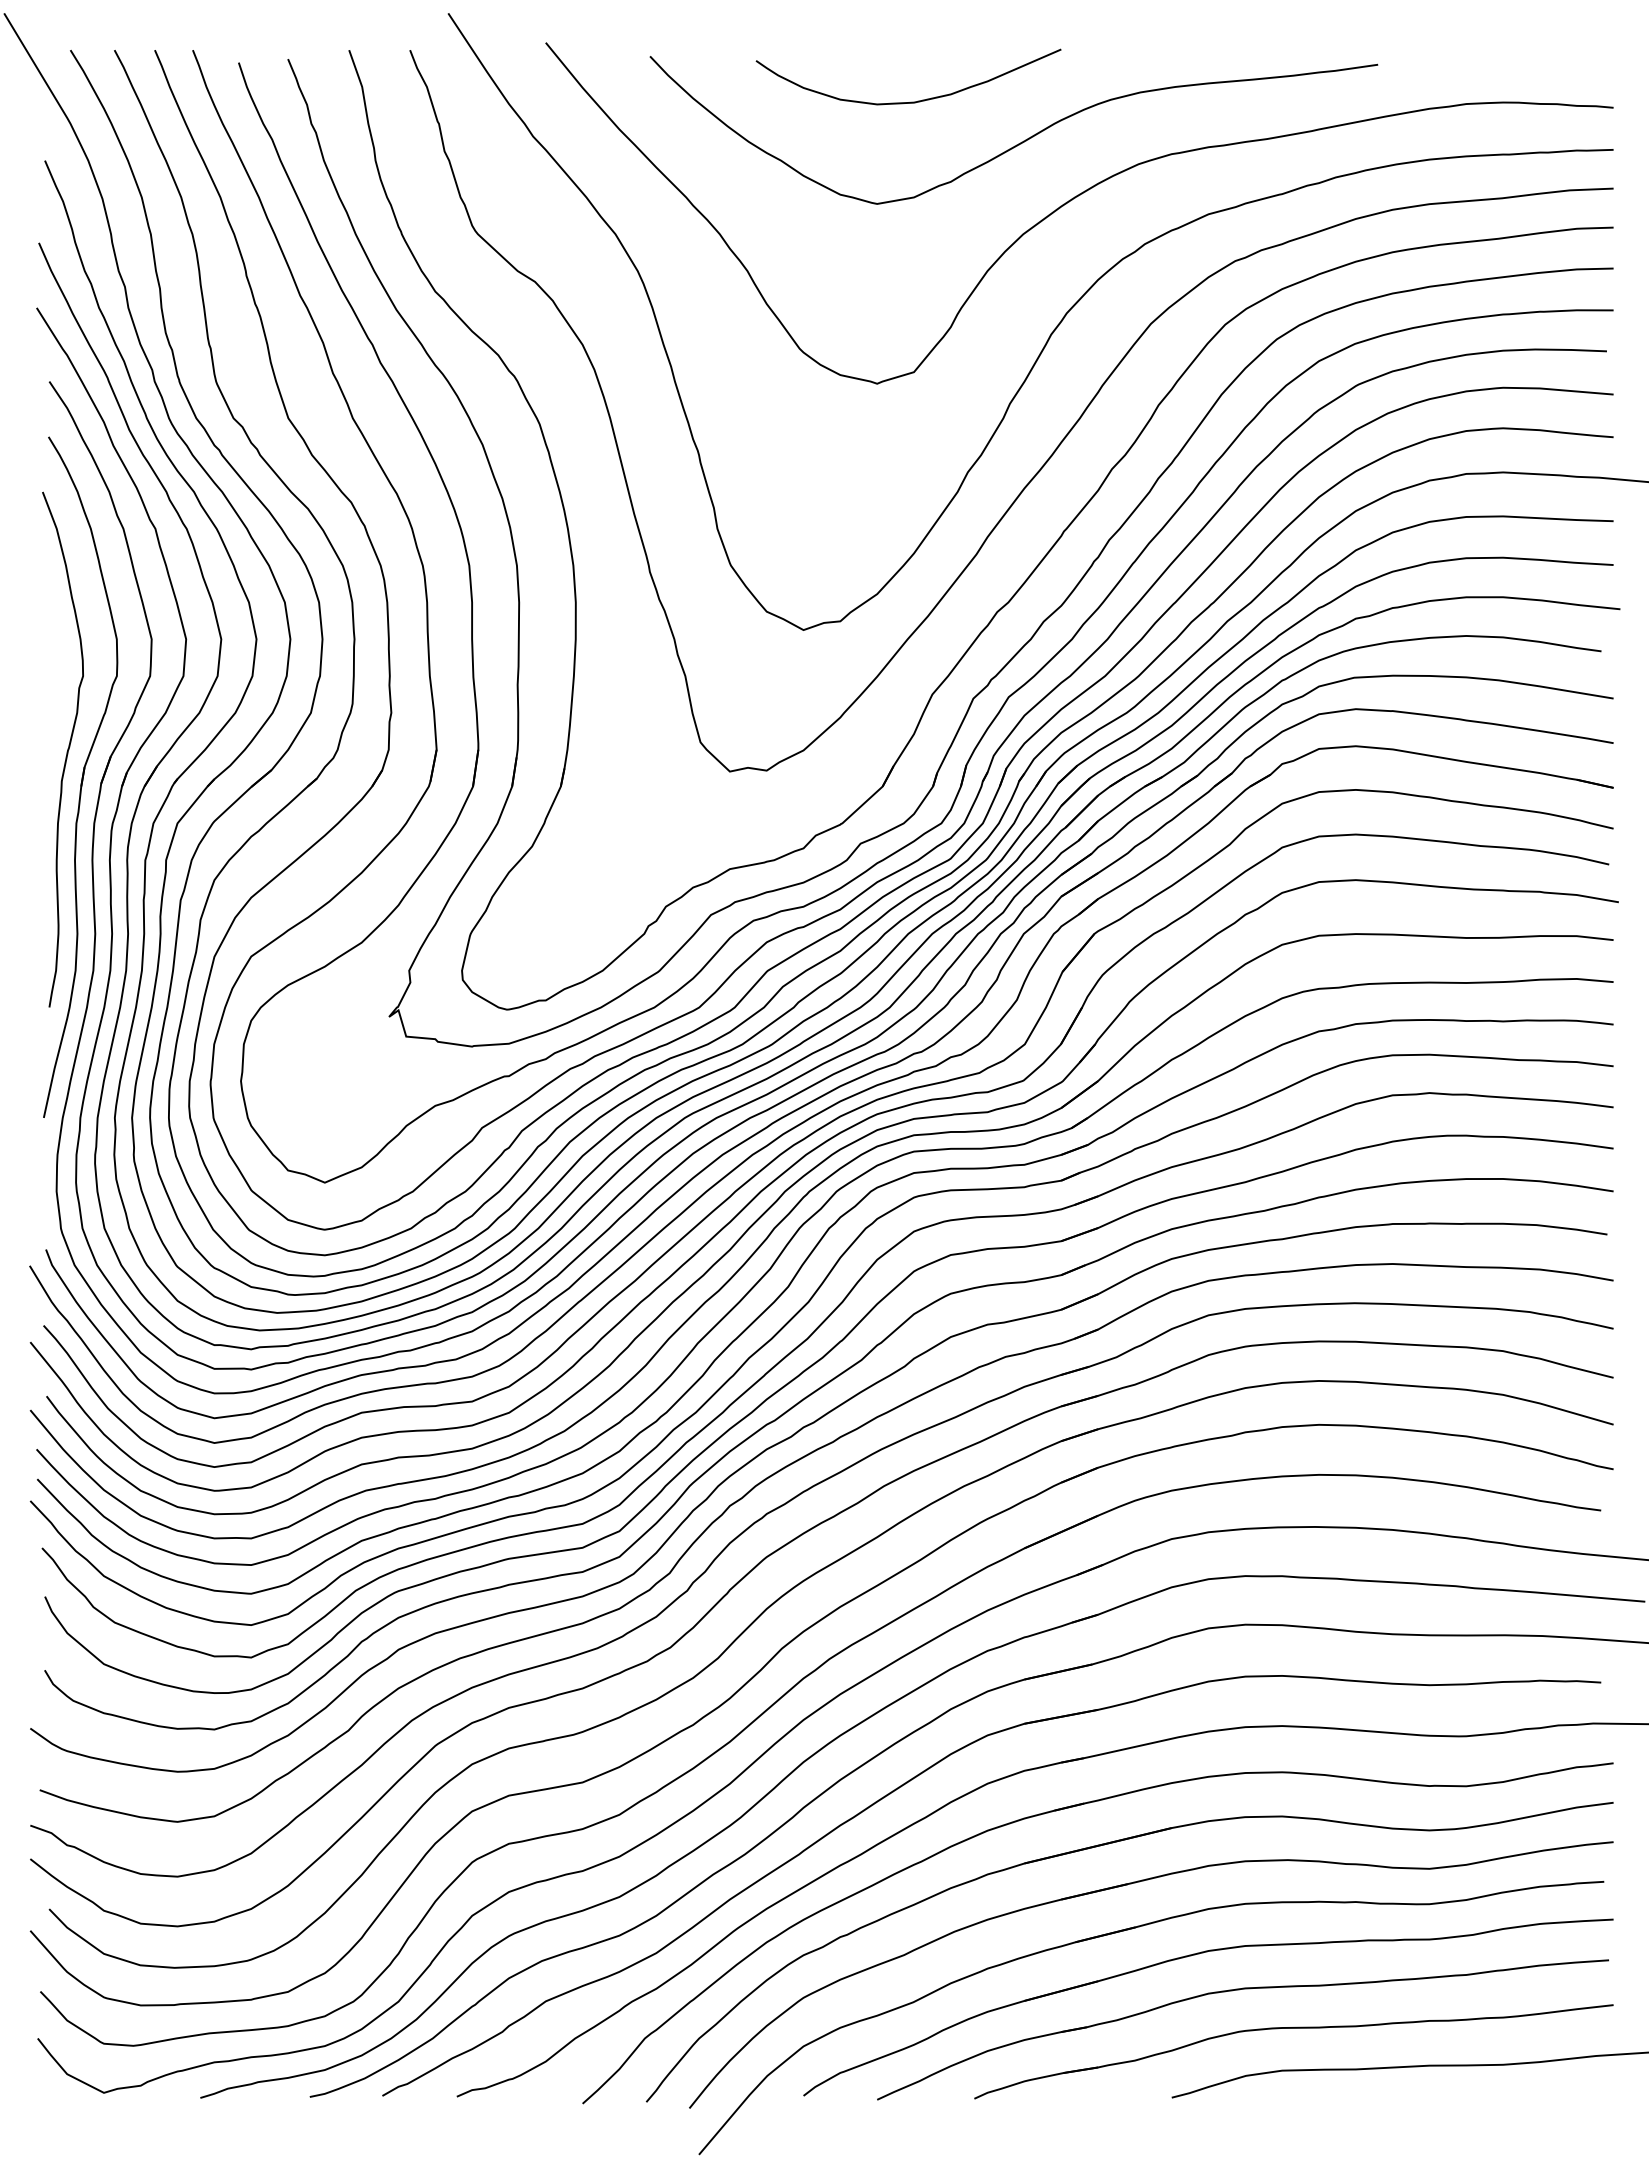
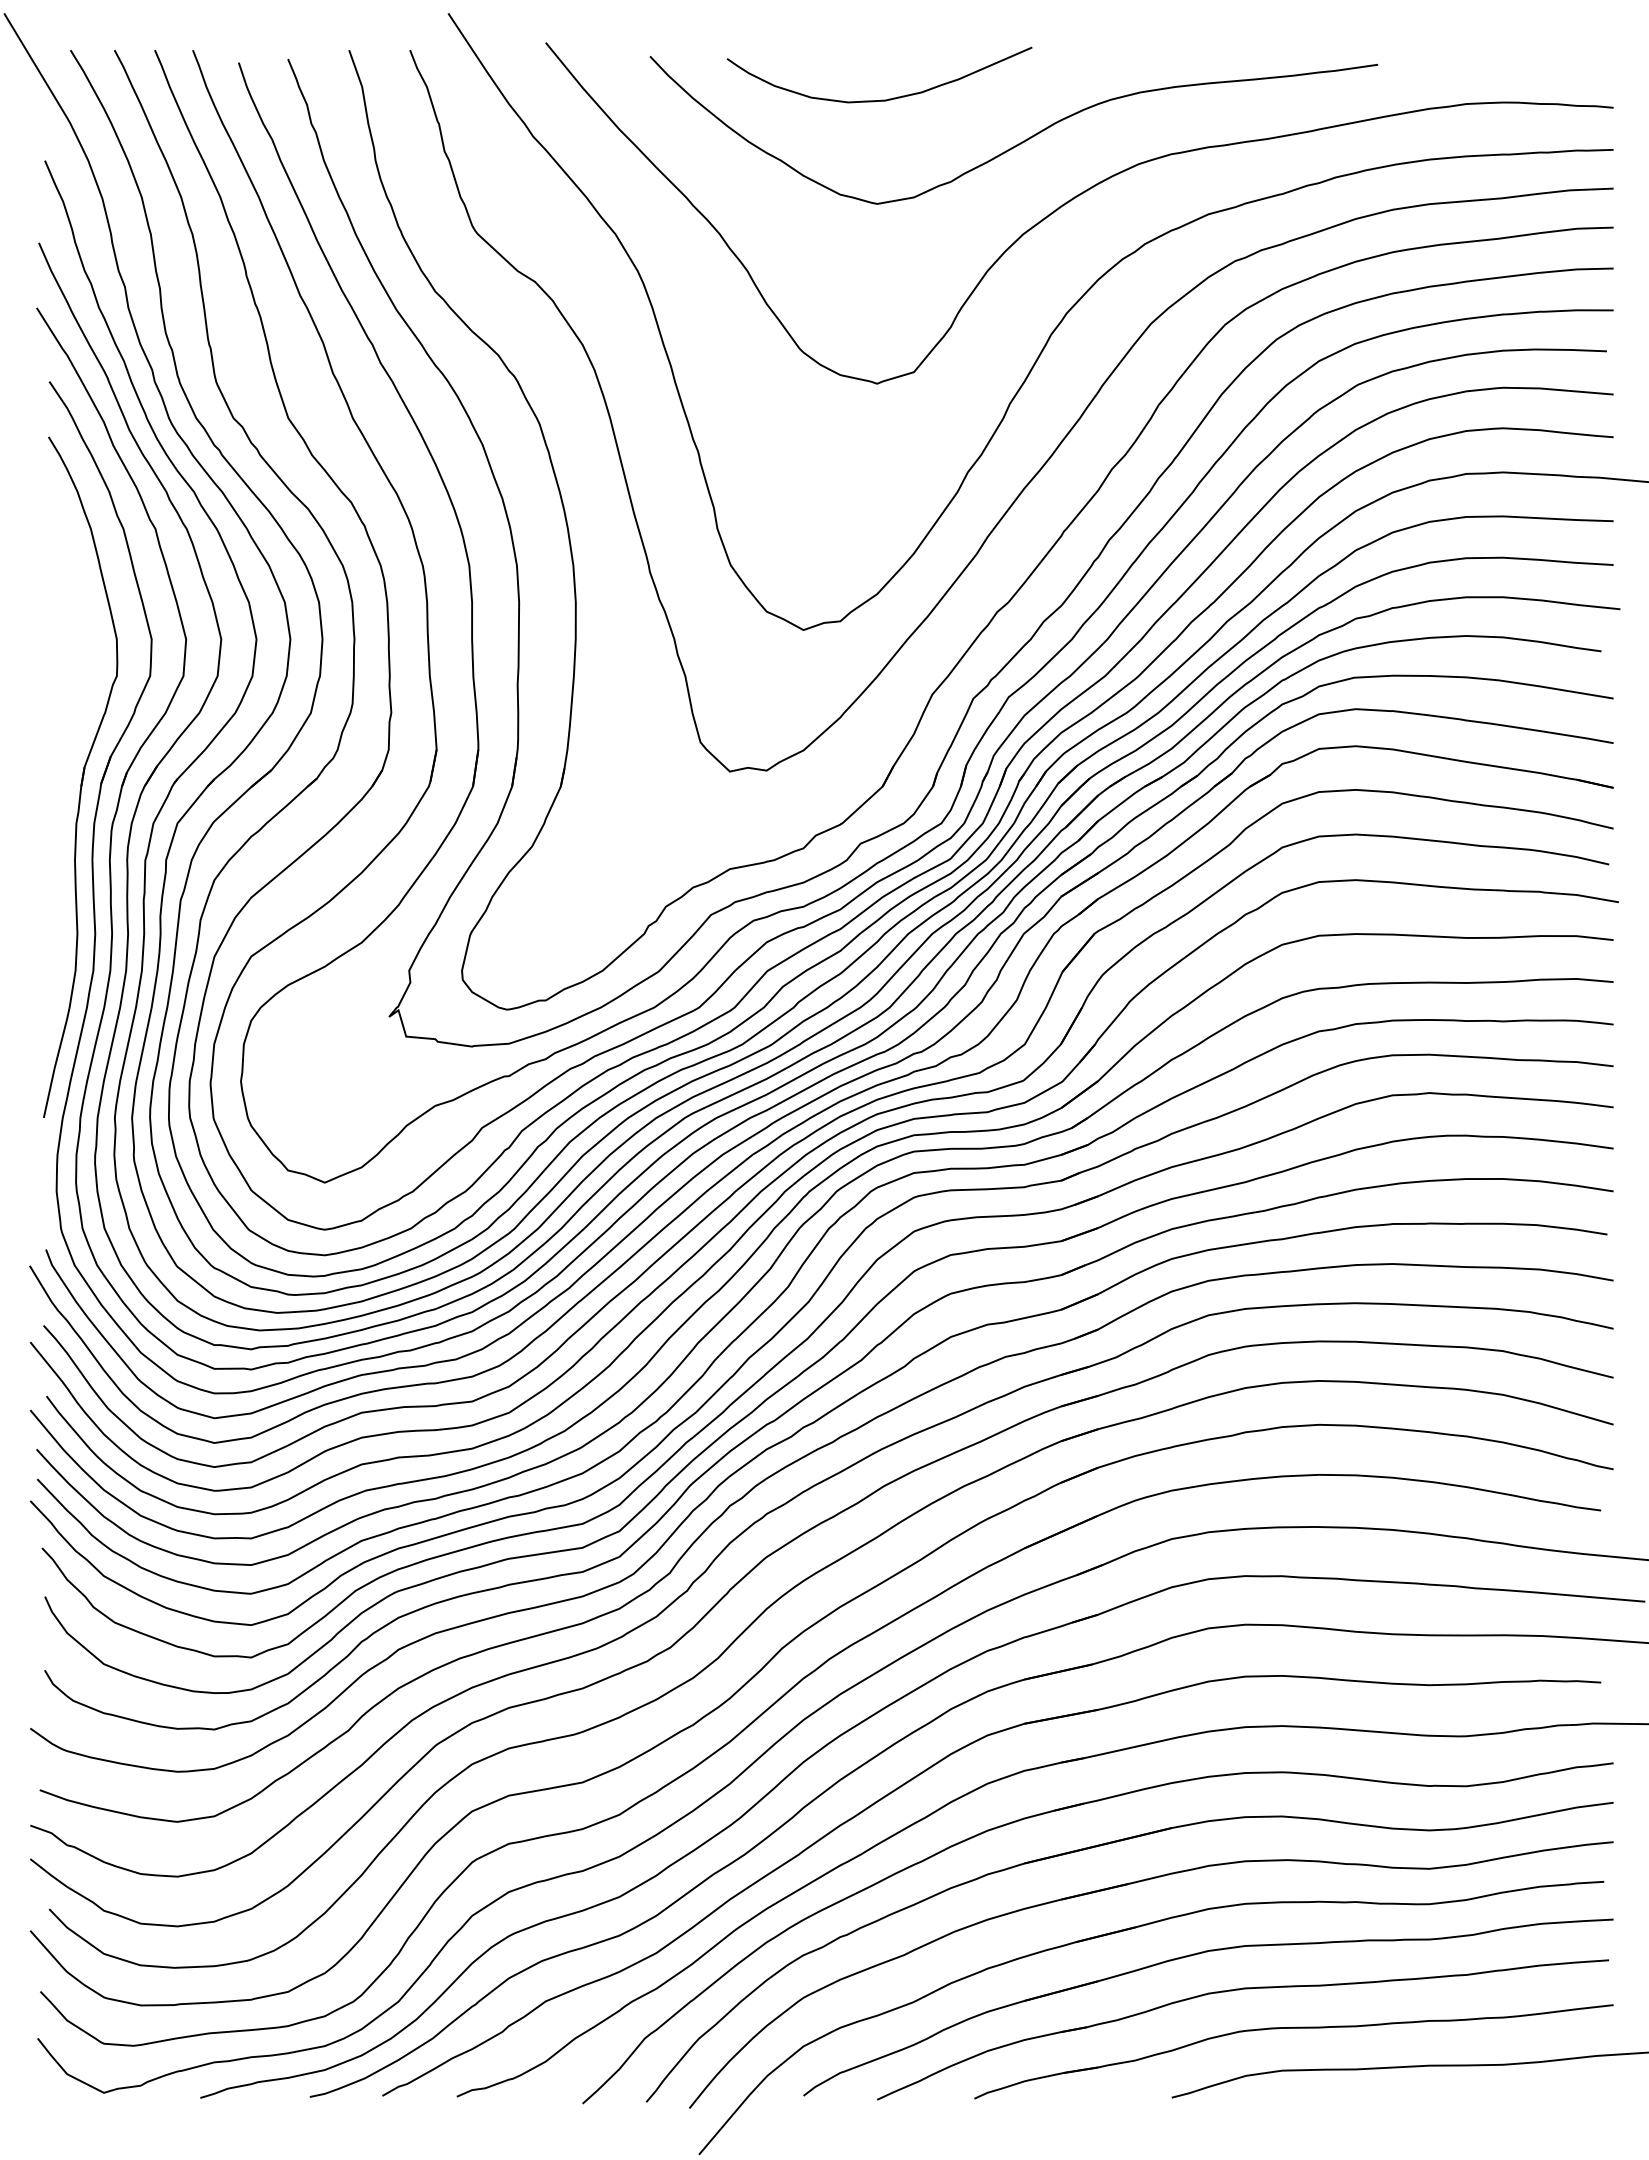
curve position: (910, 101) -> (881, 99) (881, 99)
curve: present -> none (66, 751)
